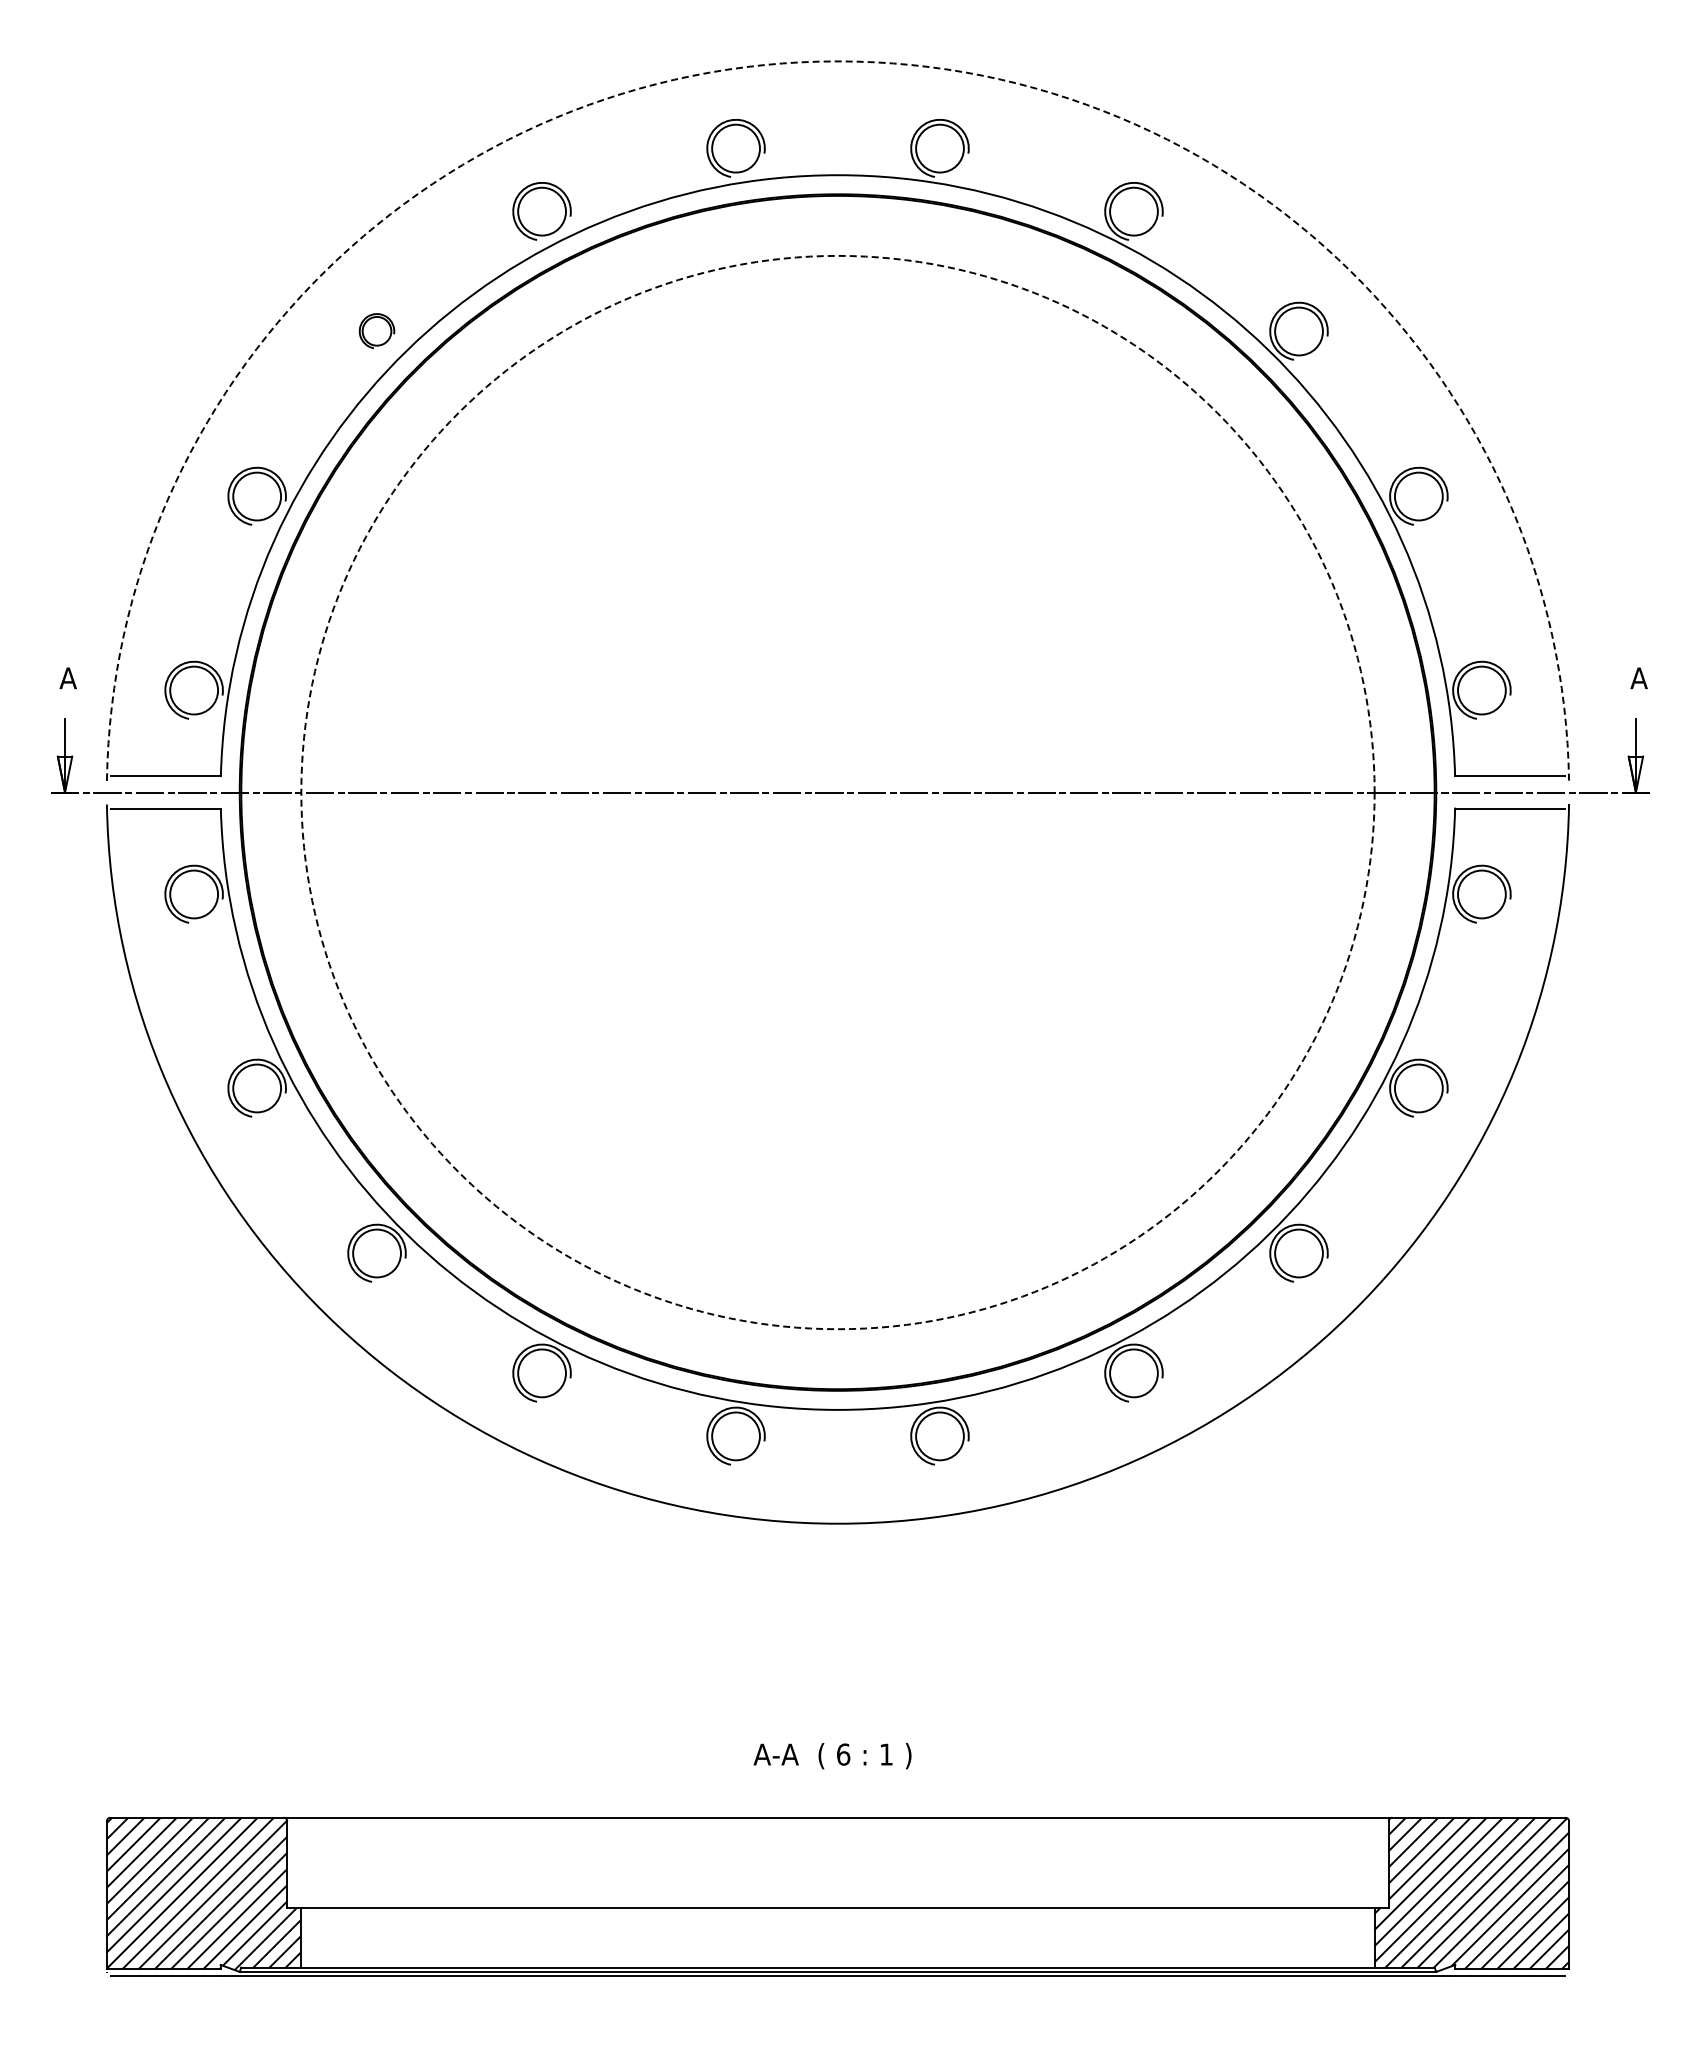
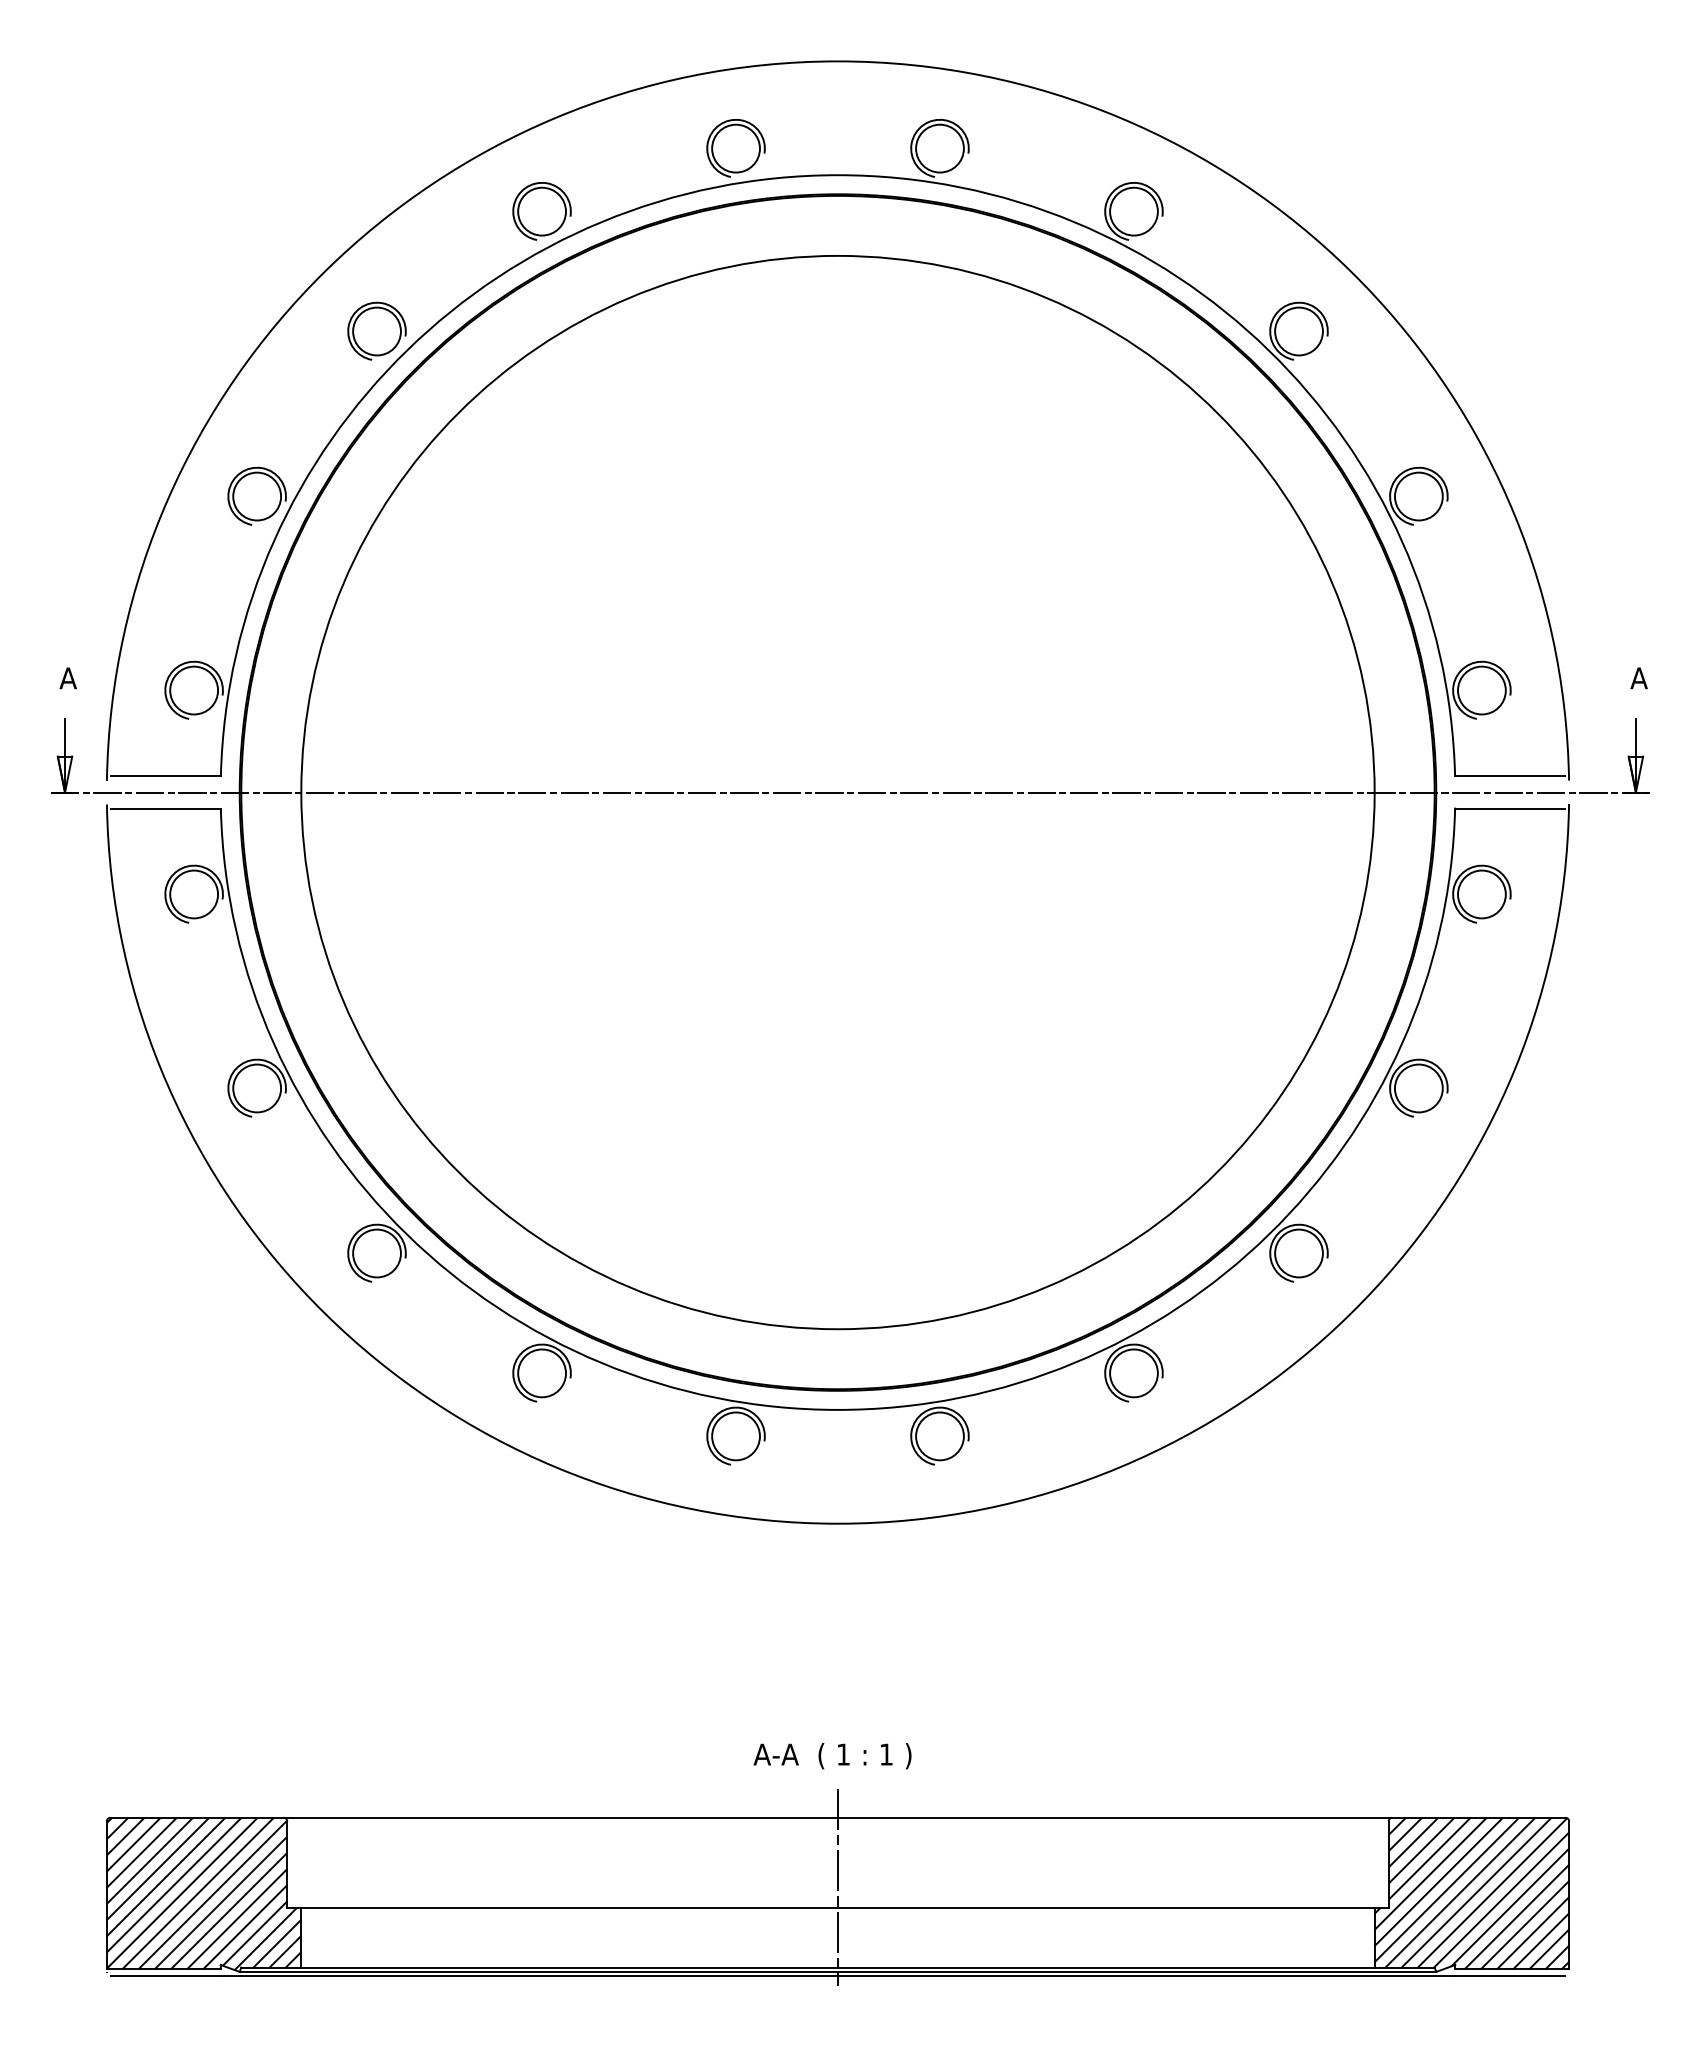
arc: dashed -> solid (837, 61)
part size: 38x37 px -> 60x60 px (376, 330)
circle: dashed -> solid (837, 792)
text: 6 -> 1 (843, 1754)
line: none -> present (837, 1887)
